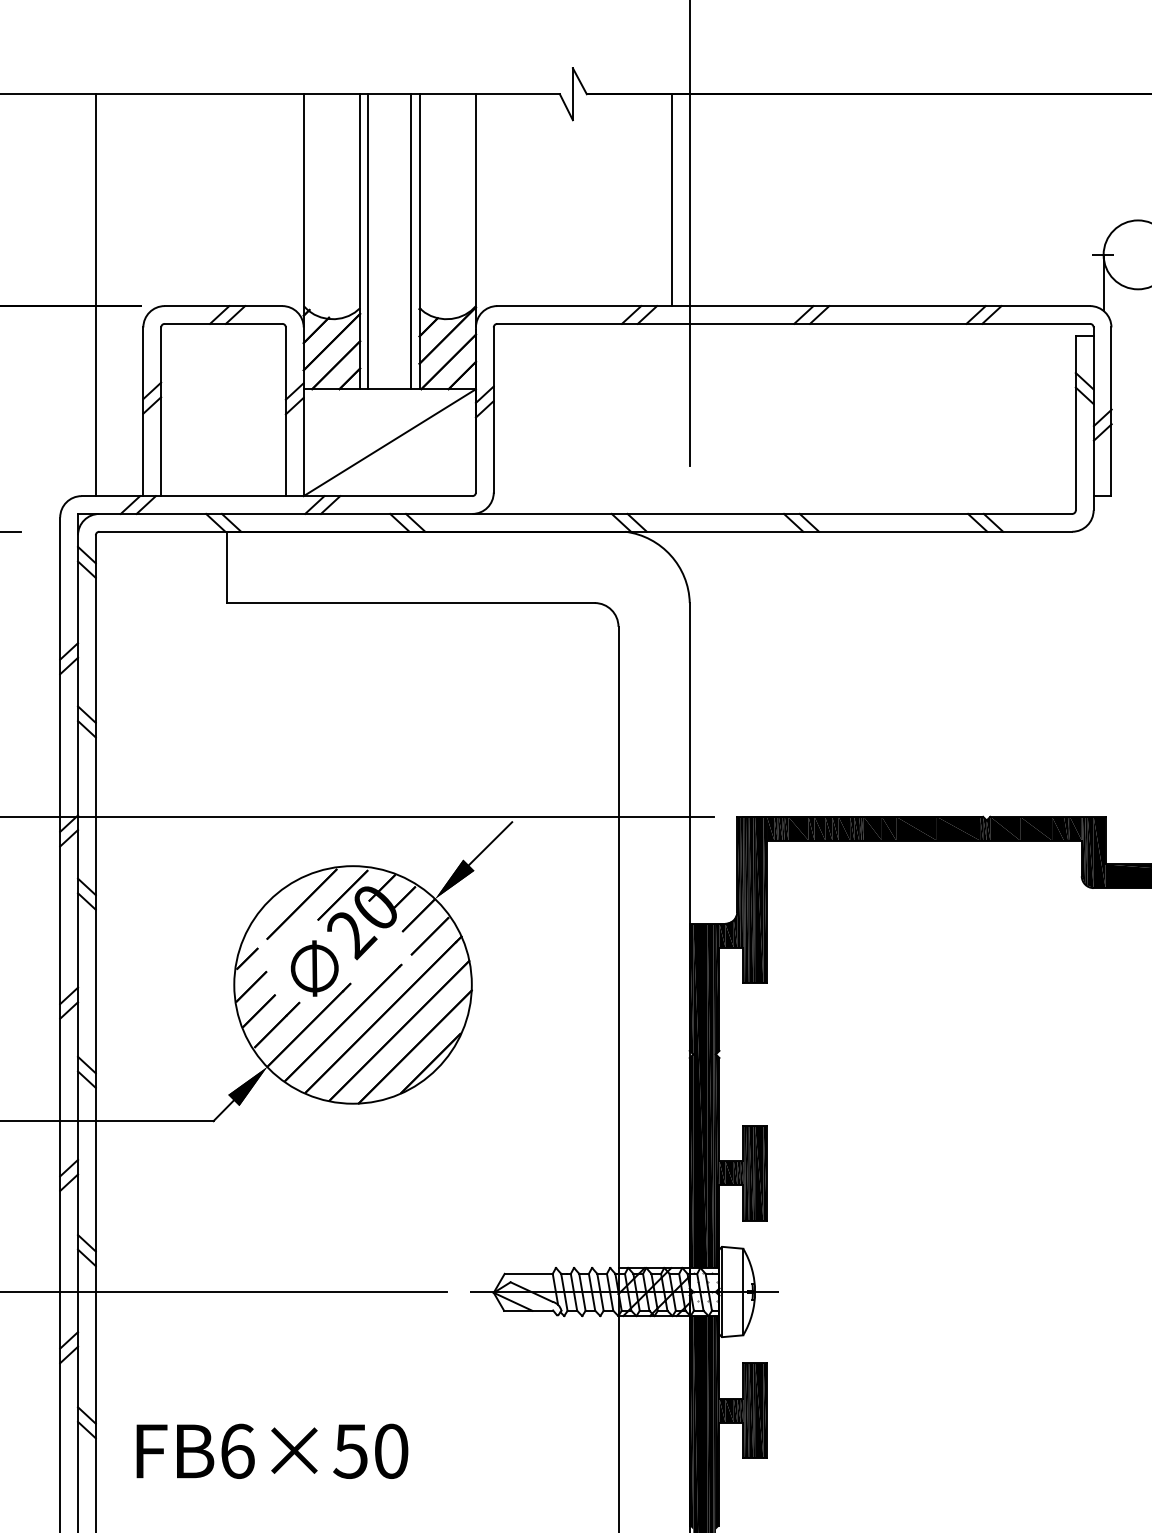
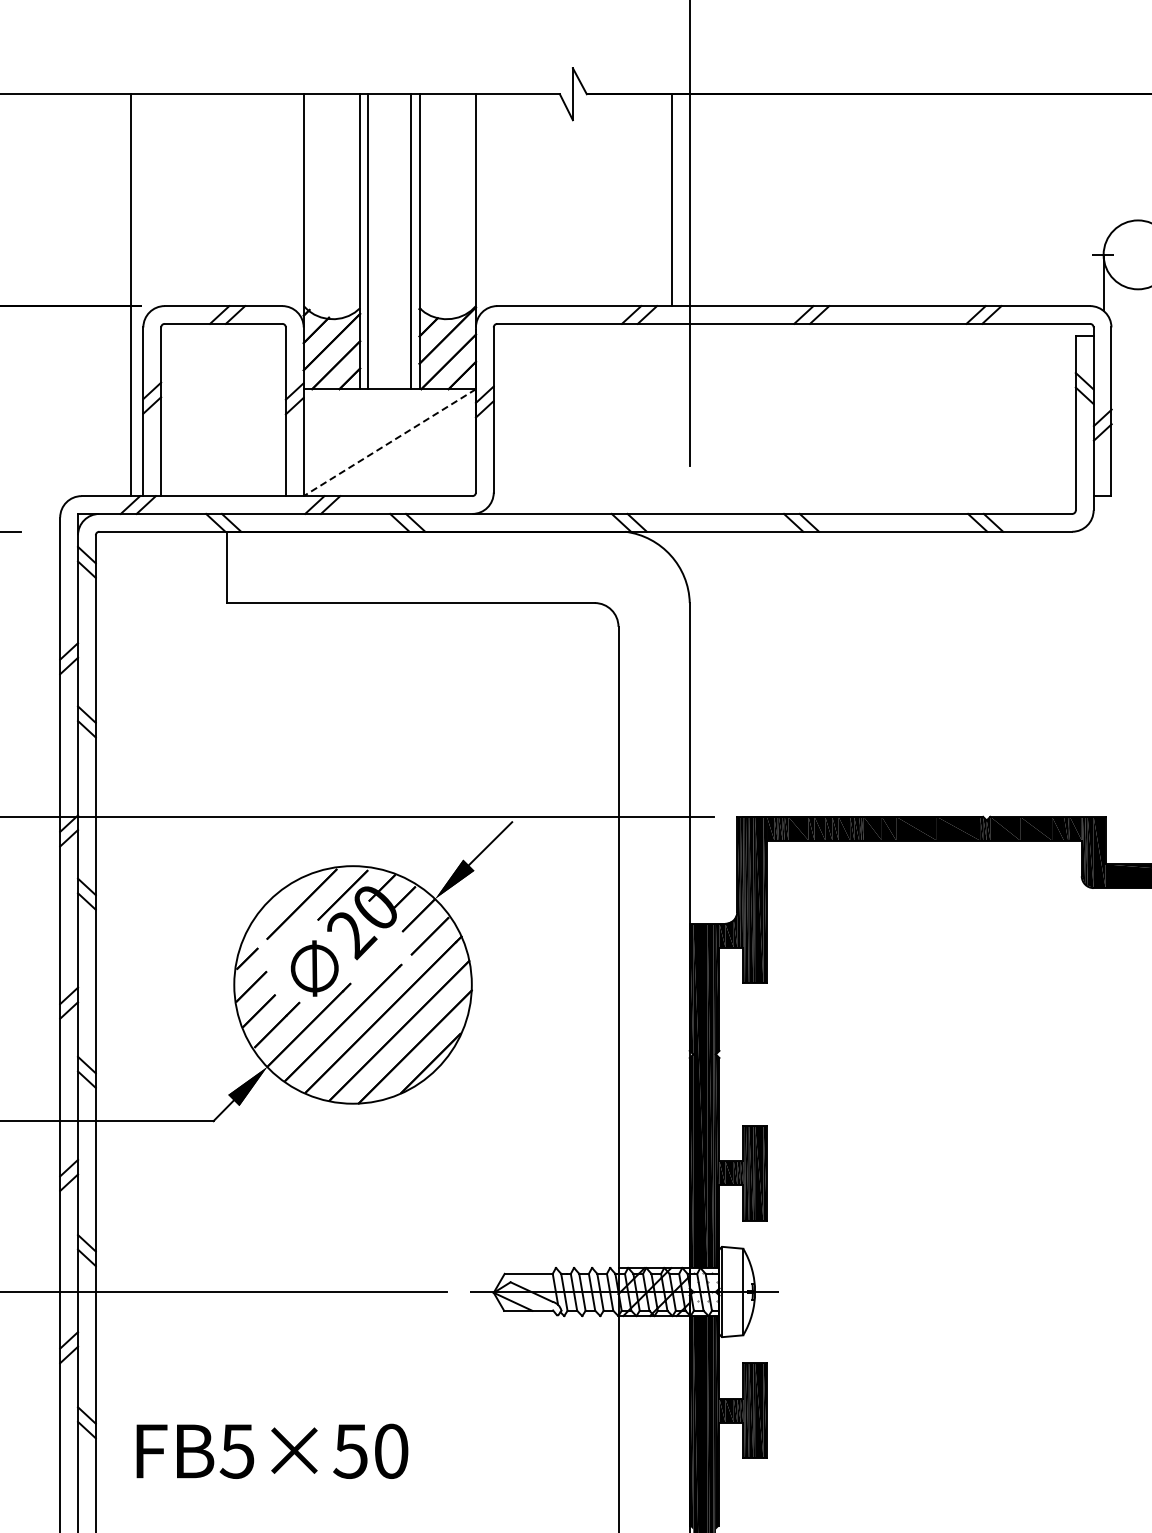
line position: (95, 295) -> (130, 295) (130, 295)
line: solid -> dashed (389, 442)
text: FB6×50 -> FB5×50 (236, 1450)
